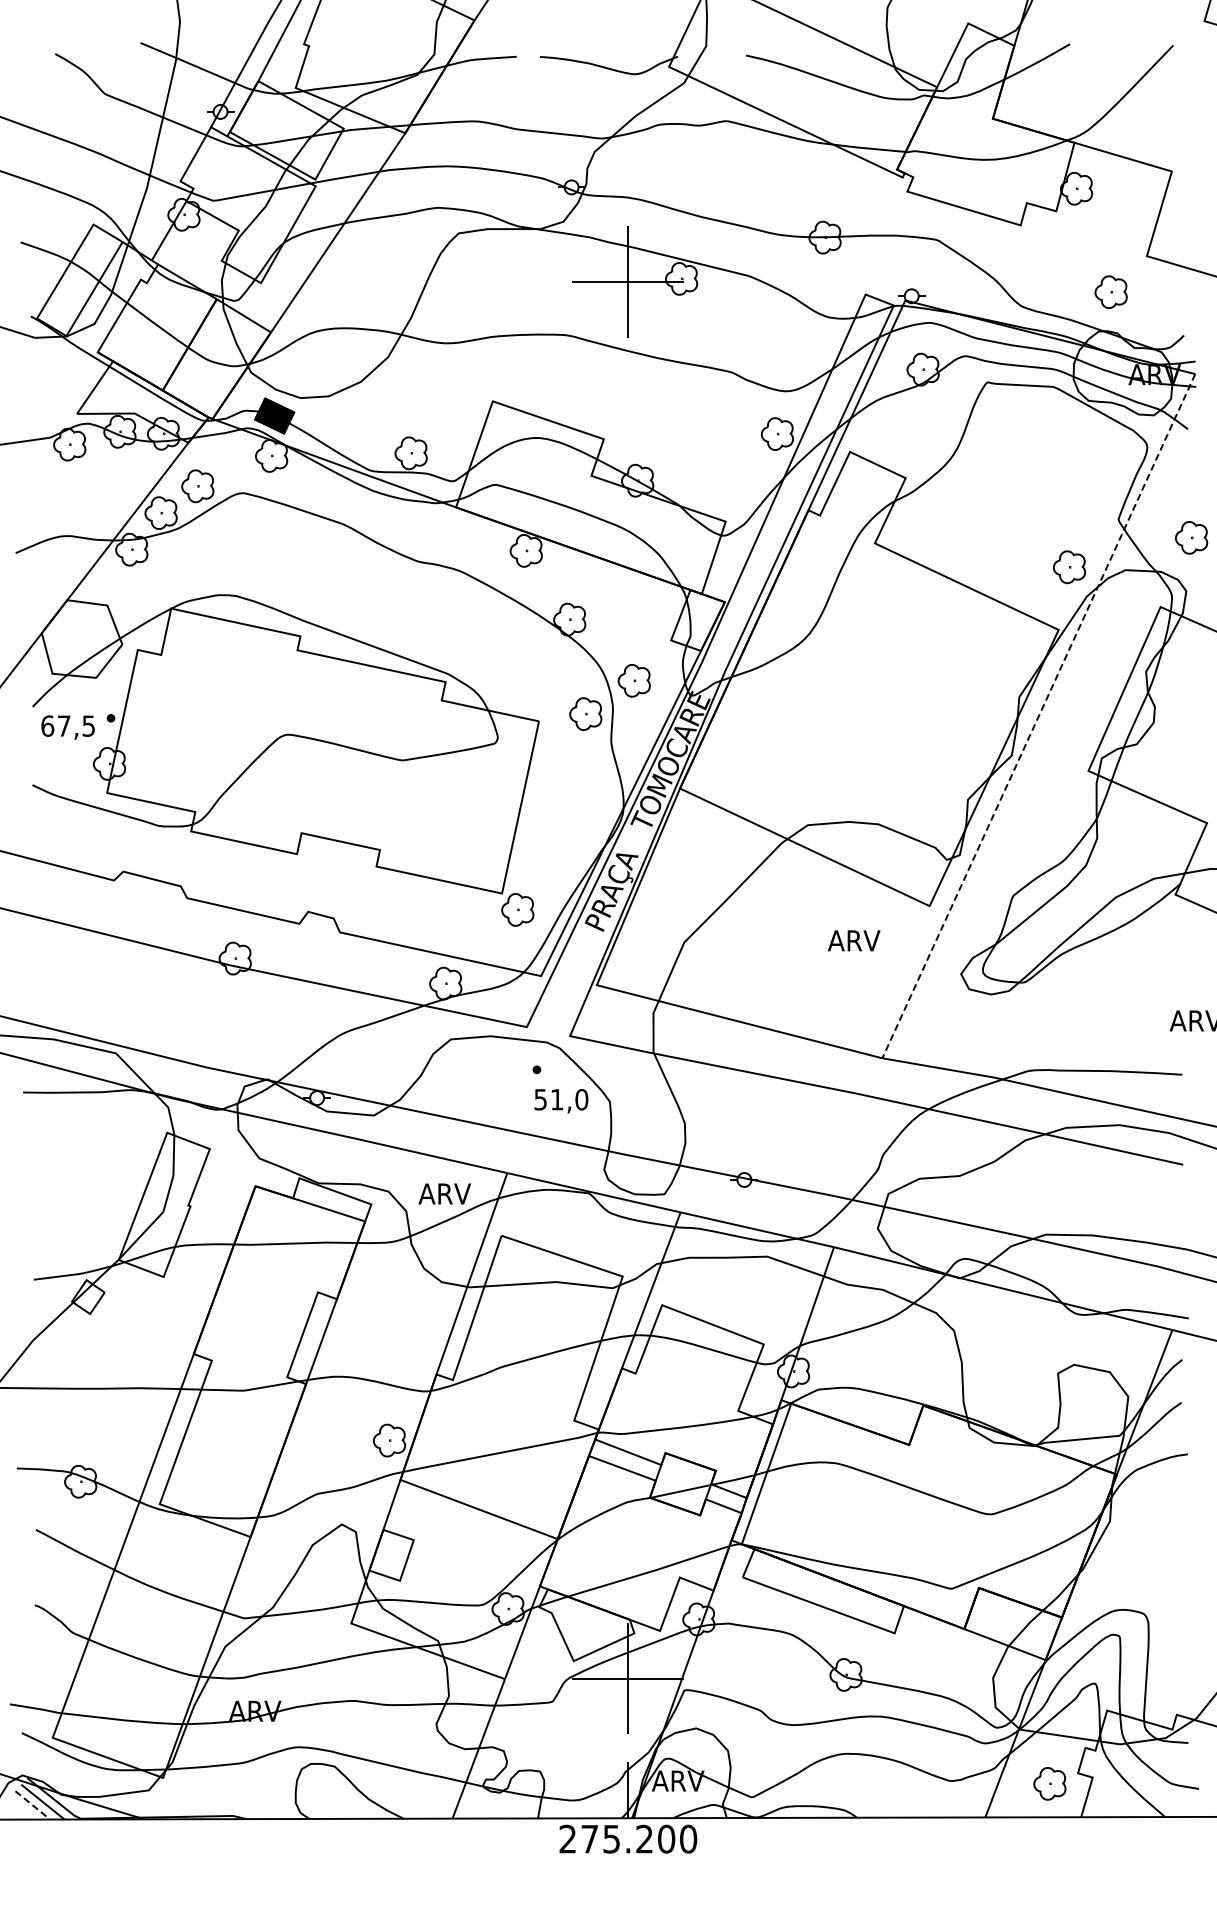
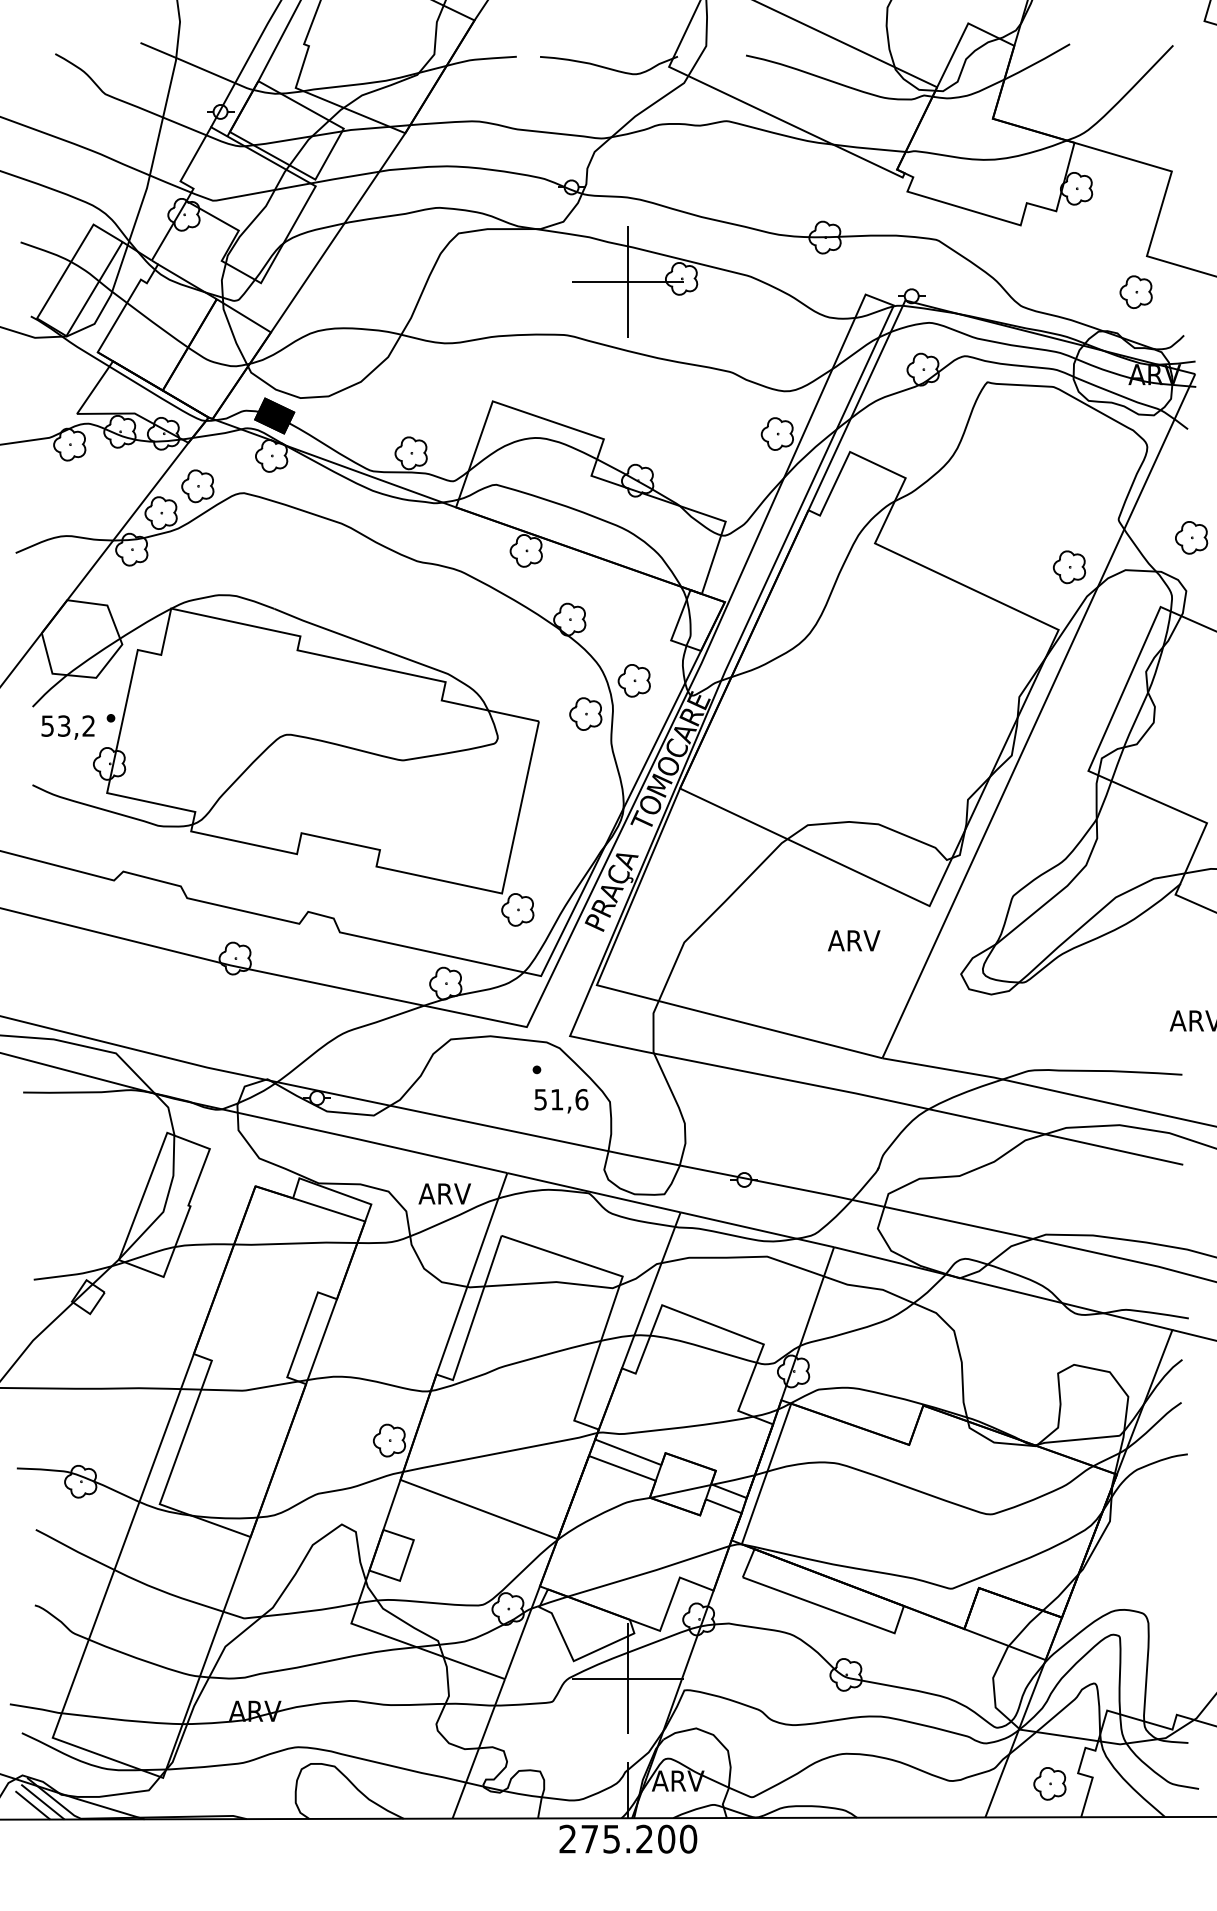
part position: (1110, 291) -> (1135, 291) (1135, 291)
line: dashed -> solid (1039, 715)
text: 67,5 -> 53,2 (67, 725)
text: 51,0 -> 51,6 (581, 1099)
line: dashed -> solid (33, 1805)
